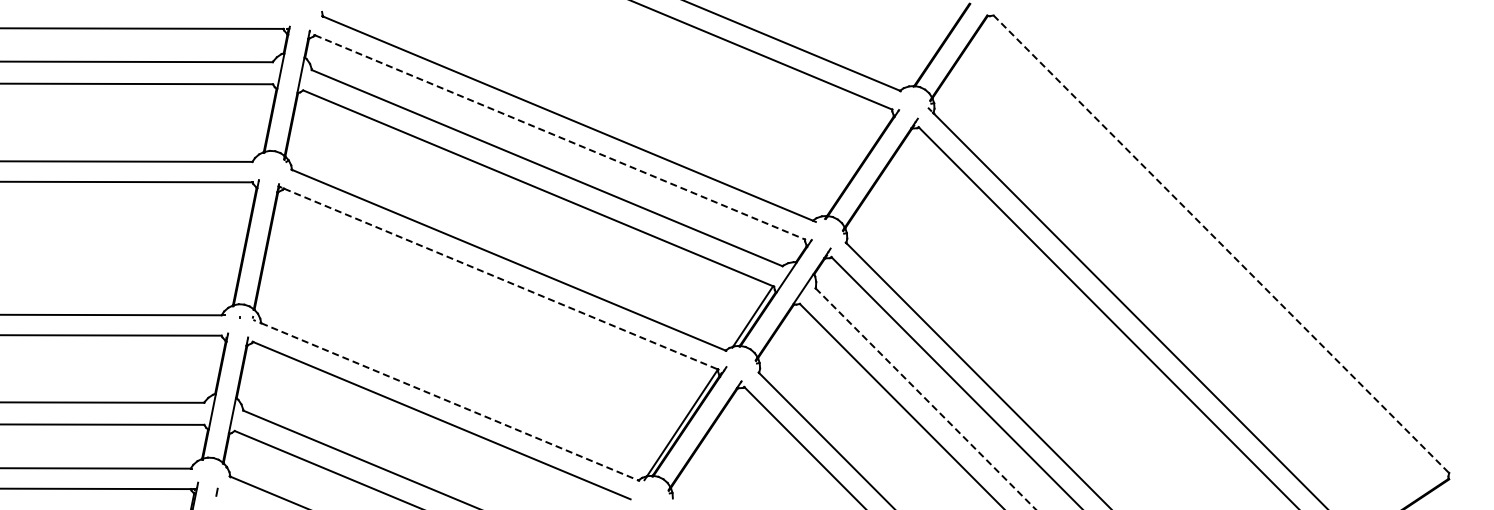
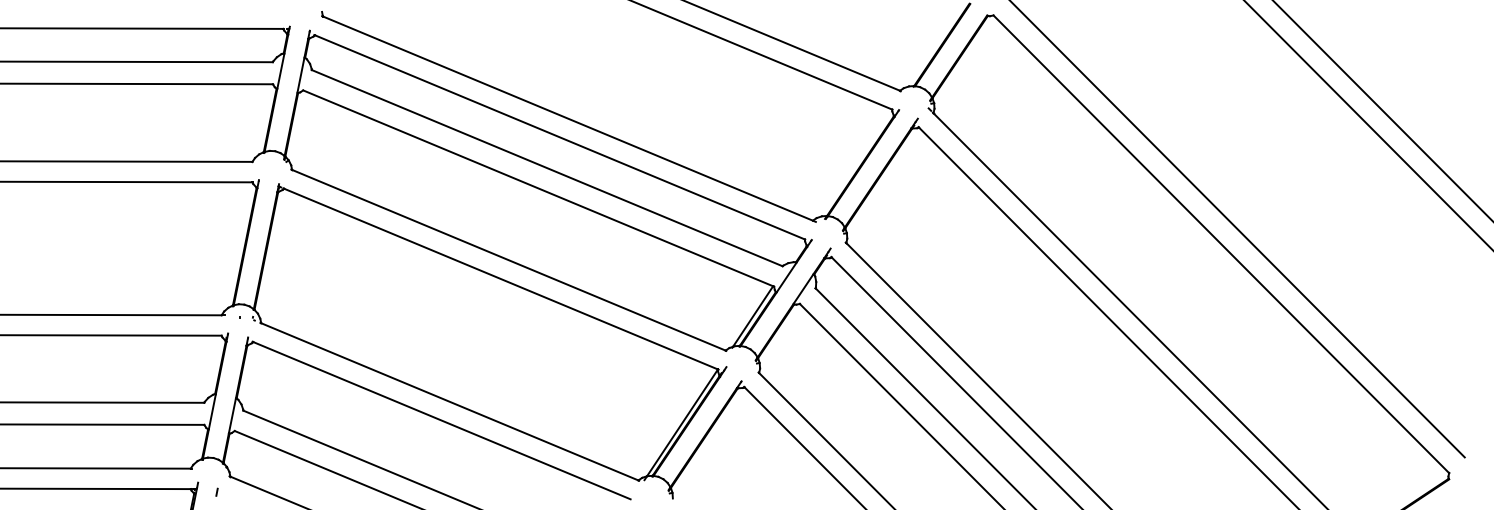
line: none -> present (1382, 110)
line: none -> present (1368, 124)
line: dashed -> solid (560, 137)
line: none -> present (1237, 229)
line: dashed -> solid (1221, 244)
line: dashed -> solid (501, 279)
line: dashed -> solid (925, 398)
line: dashed -> solid (450, 402)
